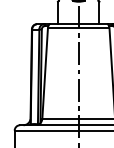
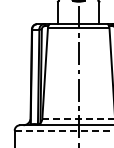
line: solid -> dashed (78, 118)
line: solid -> dashed (64, 130)
